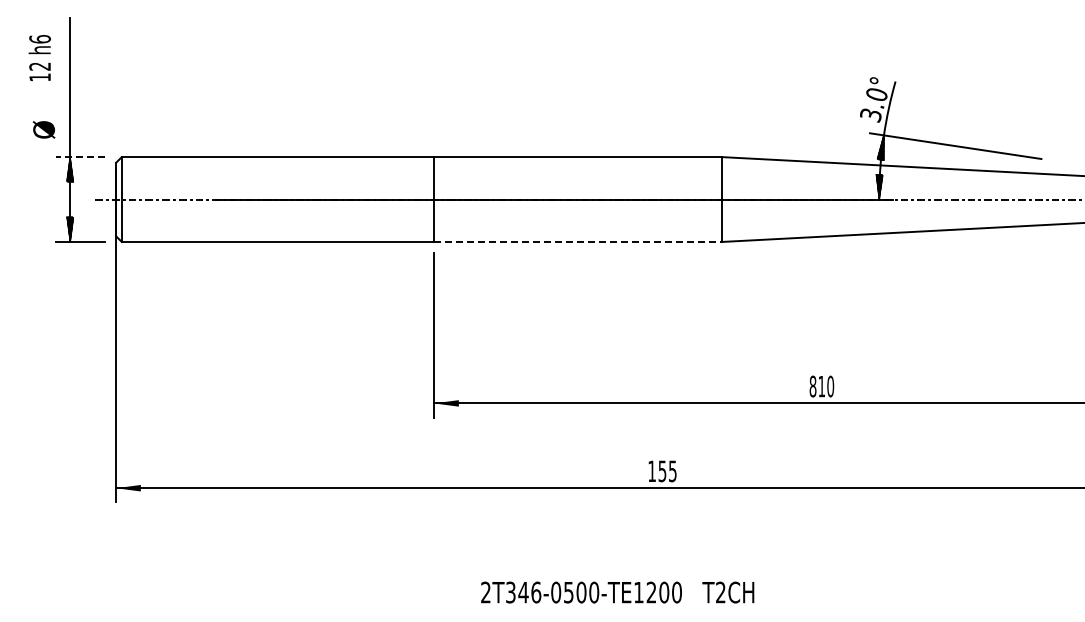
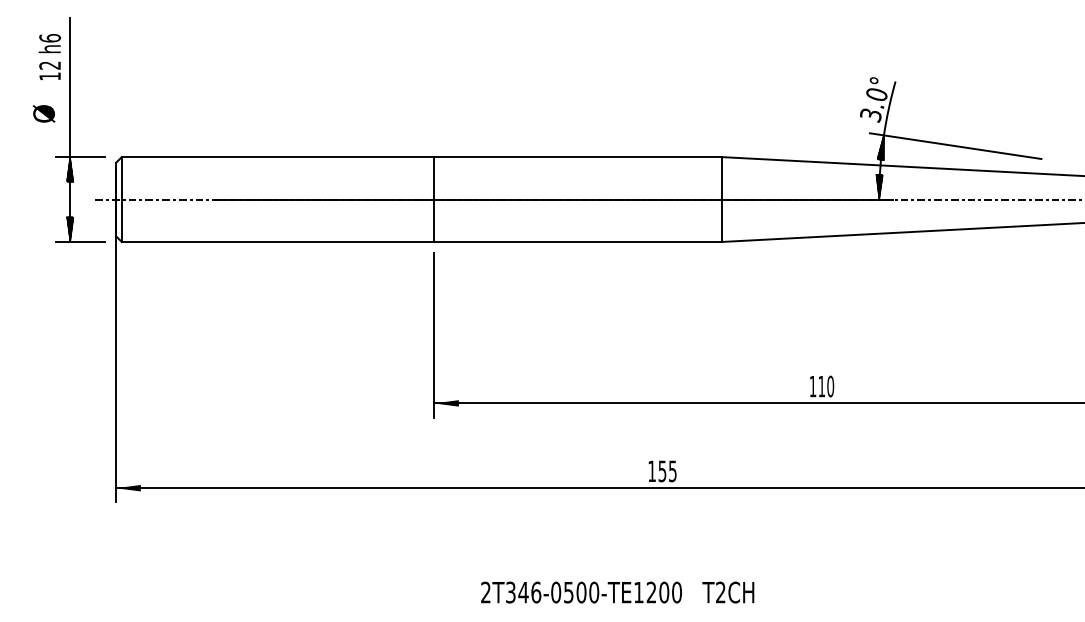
text position: (39, 57) -> (49, 56) (49, 56)
text position: (43, 129) -> (43, 113) (43, 113)
line: dashed -> solid (80, 157)
line: dashed -> solid (578, 241)
text: 810 -> 110 (812, 386)
